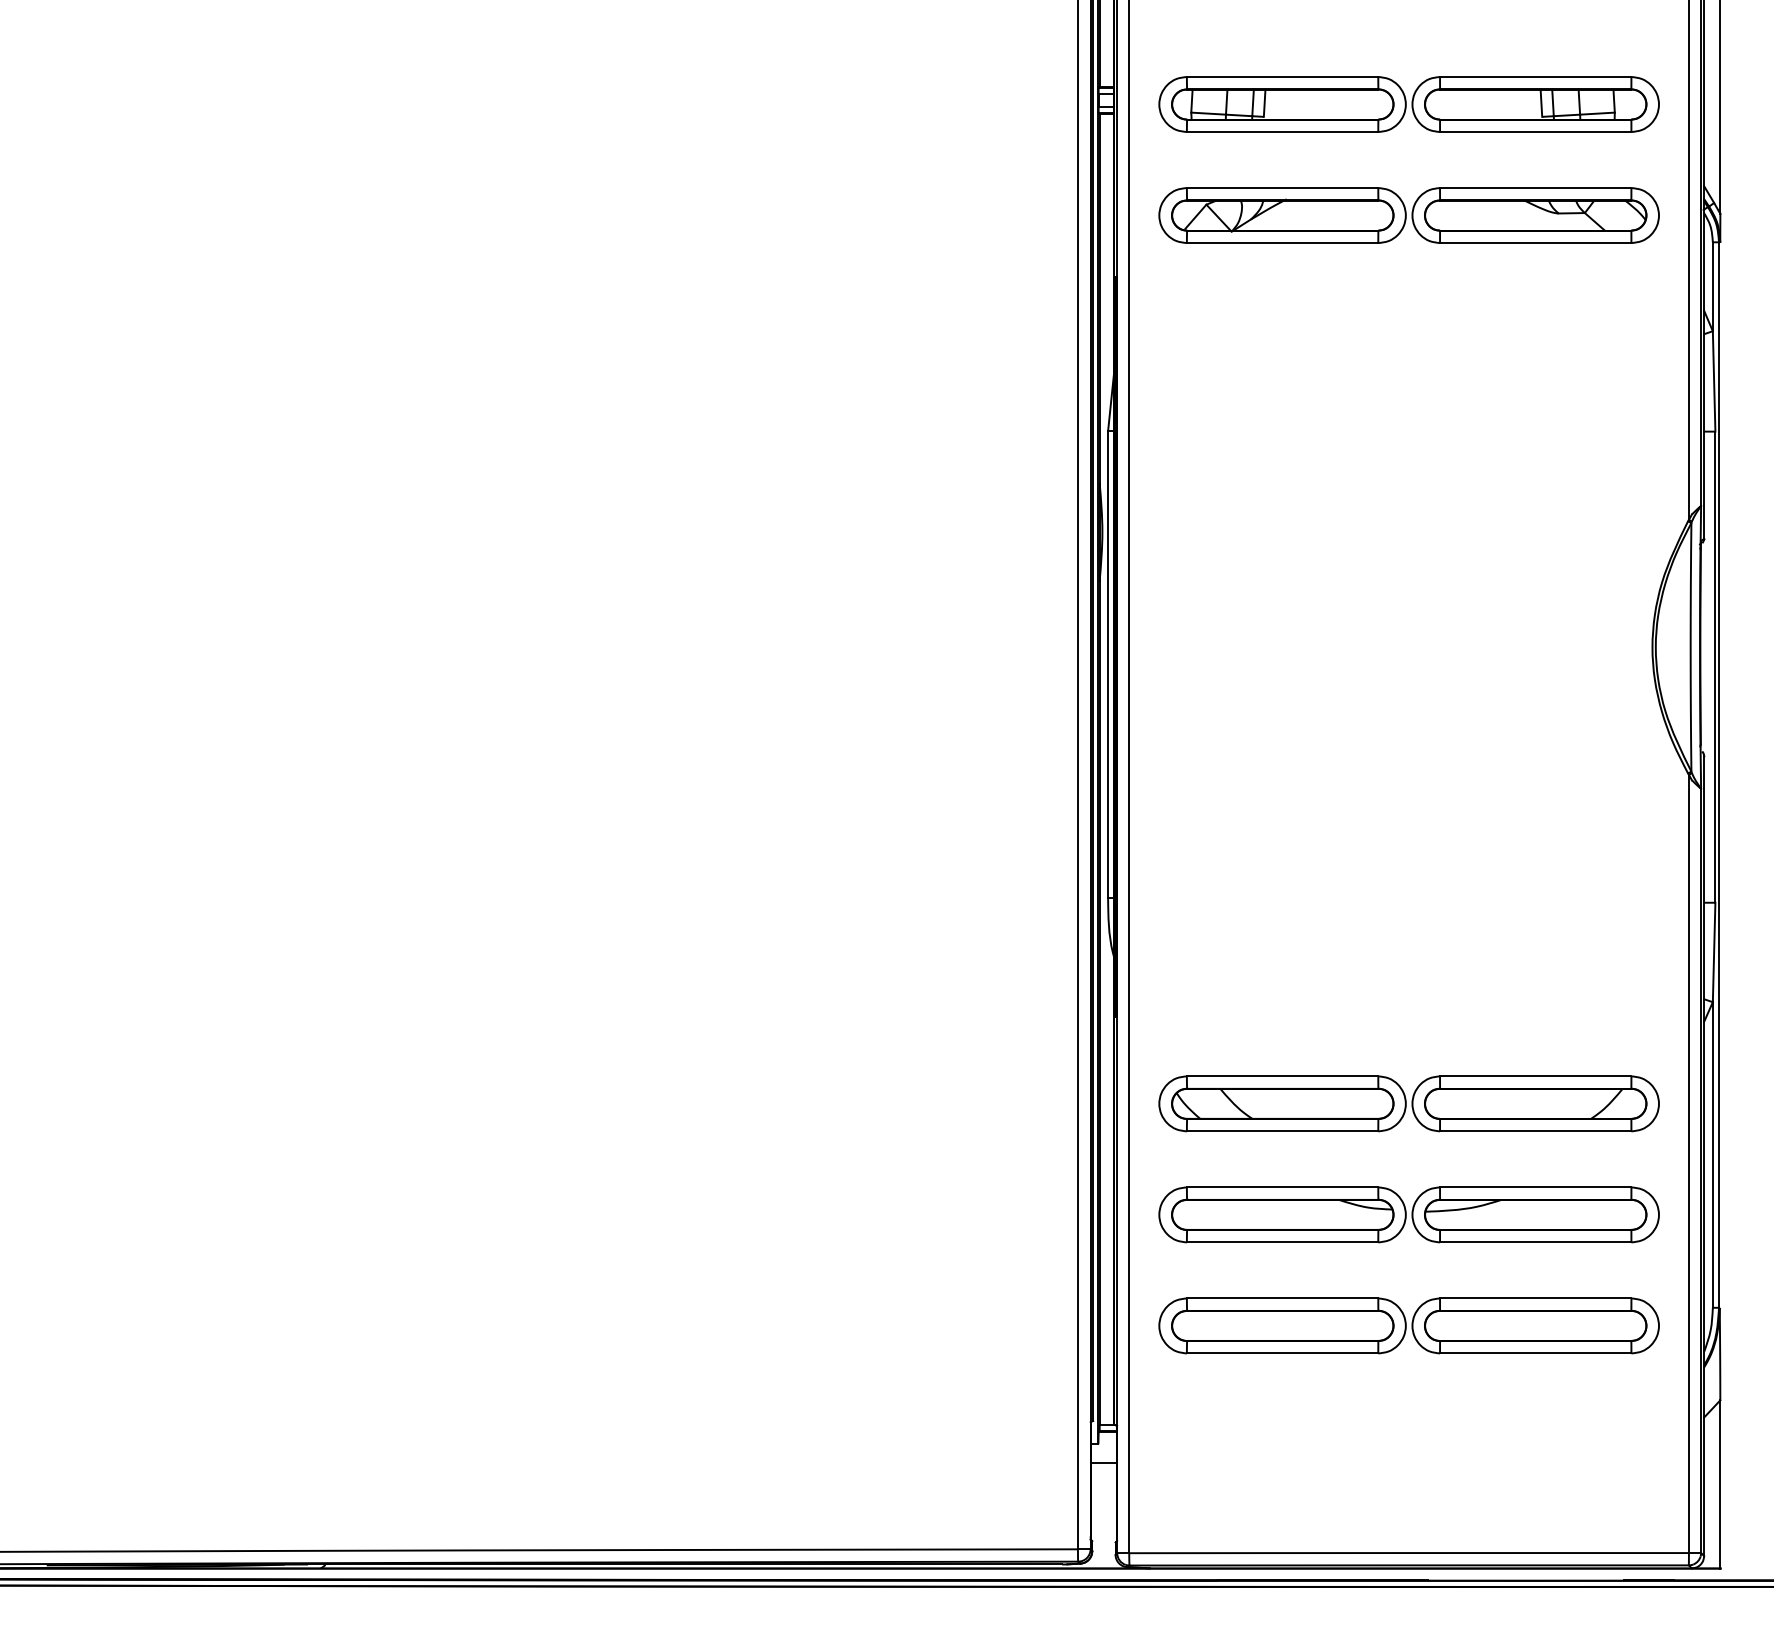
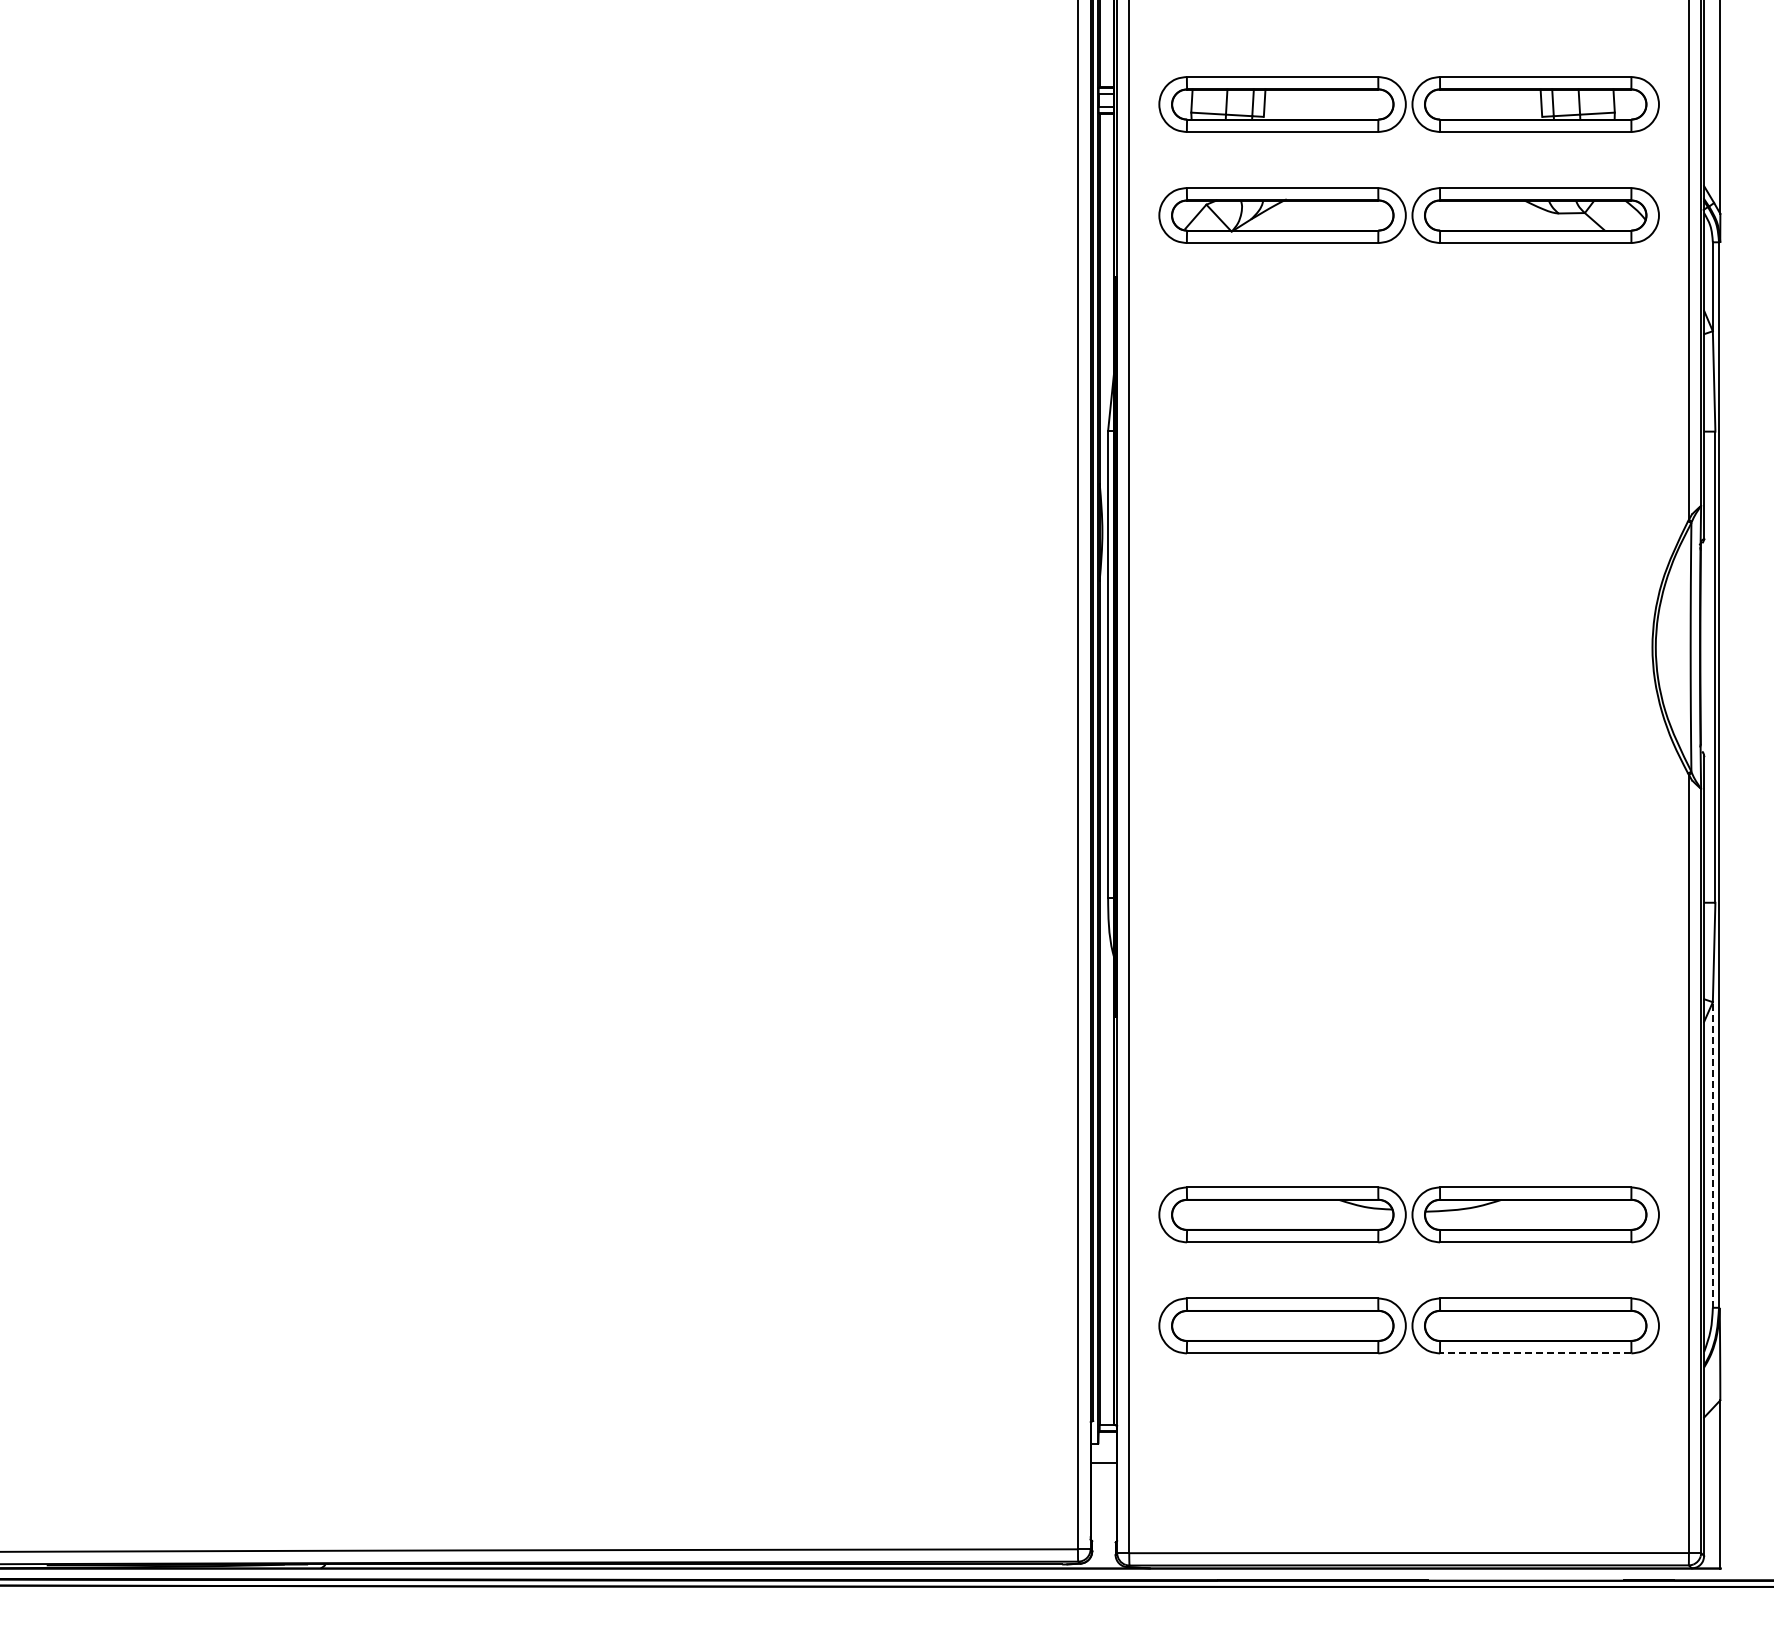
part: present -> none (1408, 1103)
line: solid -> dashed (1712, 1154)
line: solid -> dashed (1535, 1353)
